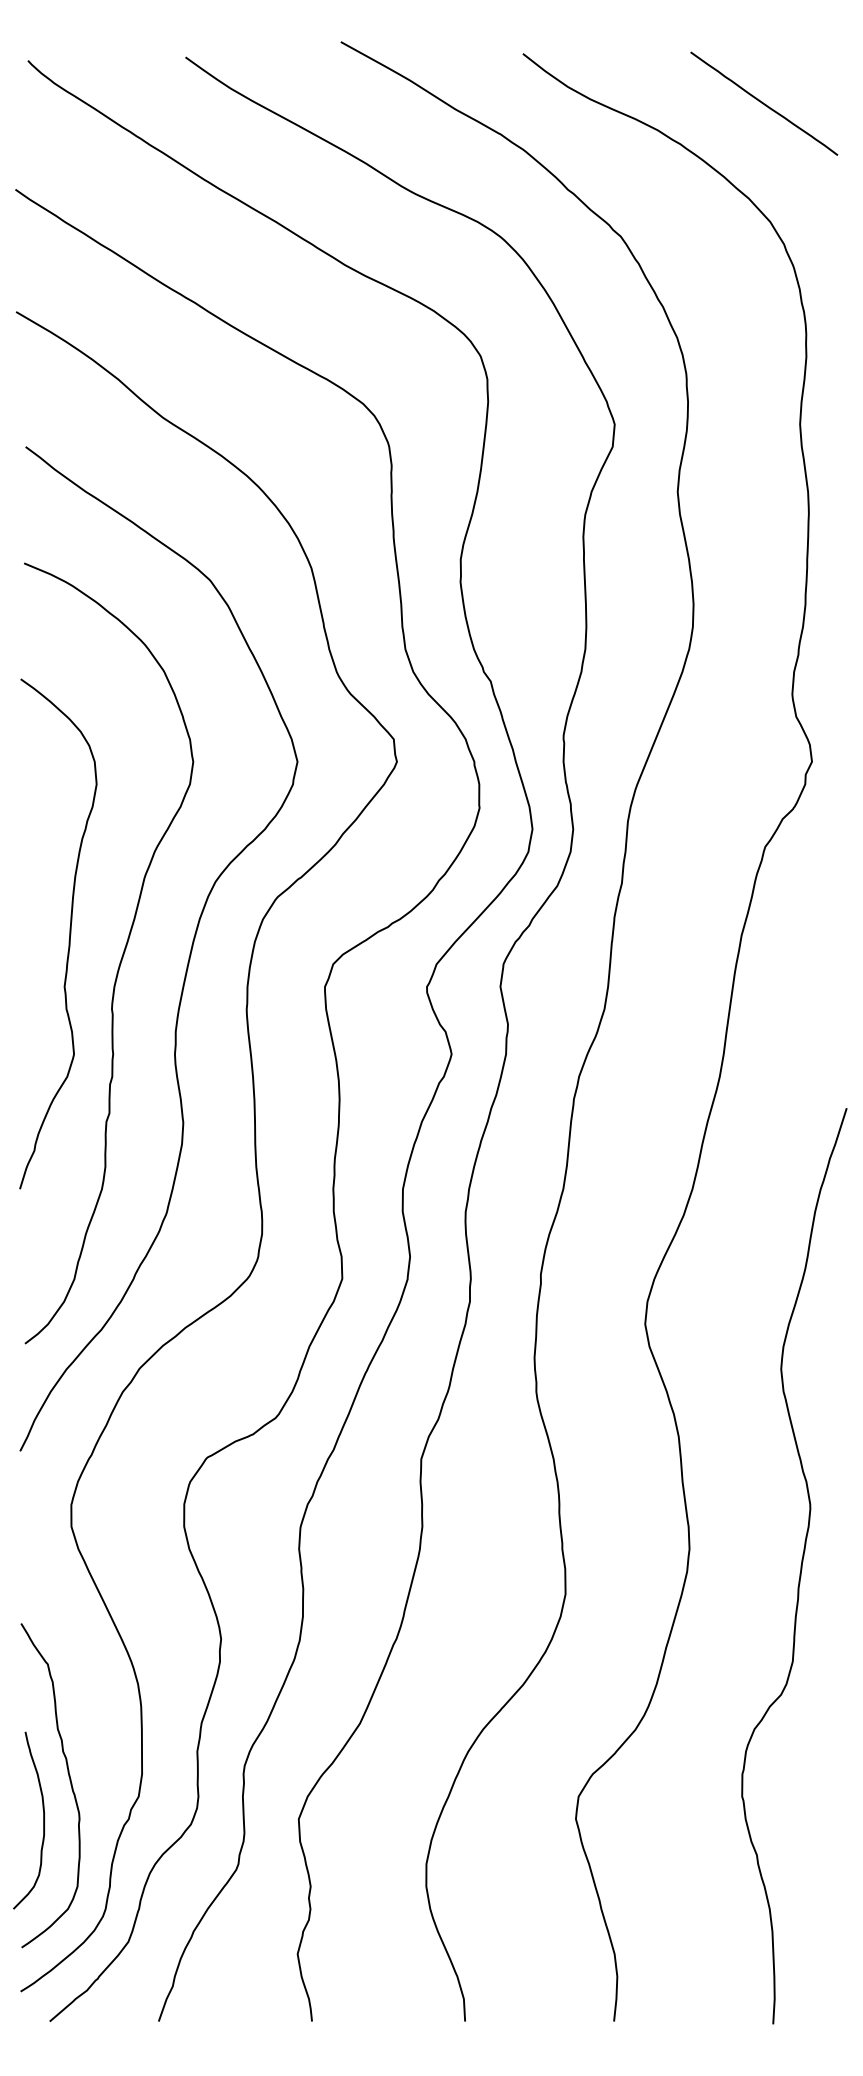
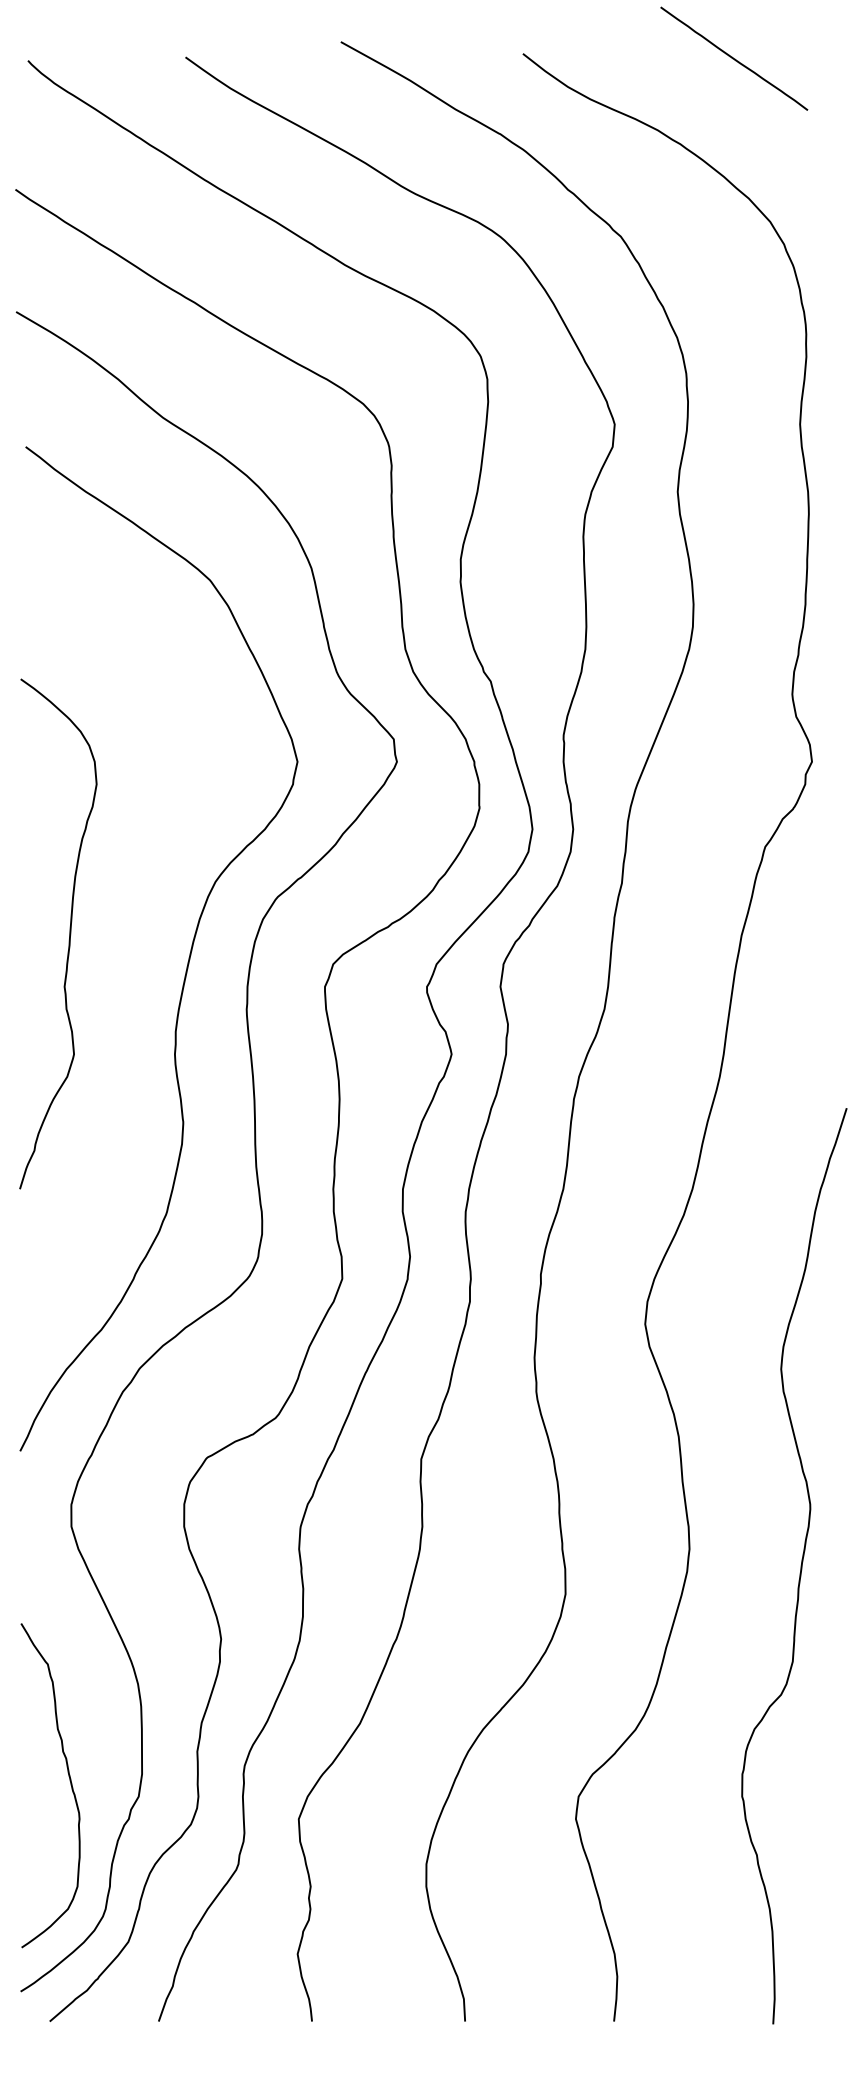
line position: (764, 103) -> (734, 58) (734, 58)
curve: present -> none (121, 956)
curve: present -> none (43, 1820)
